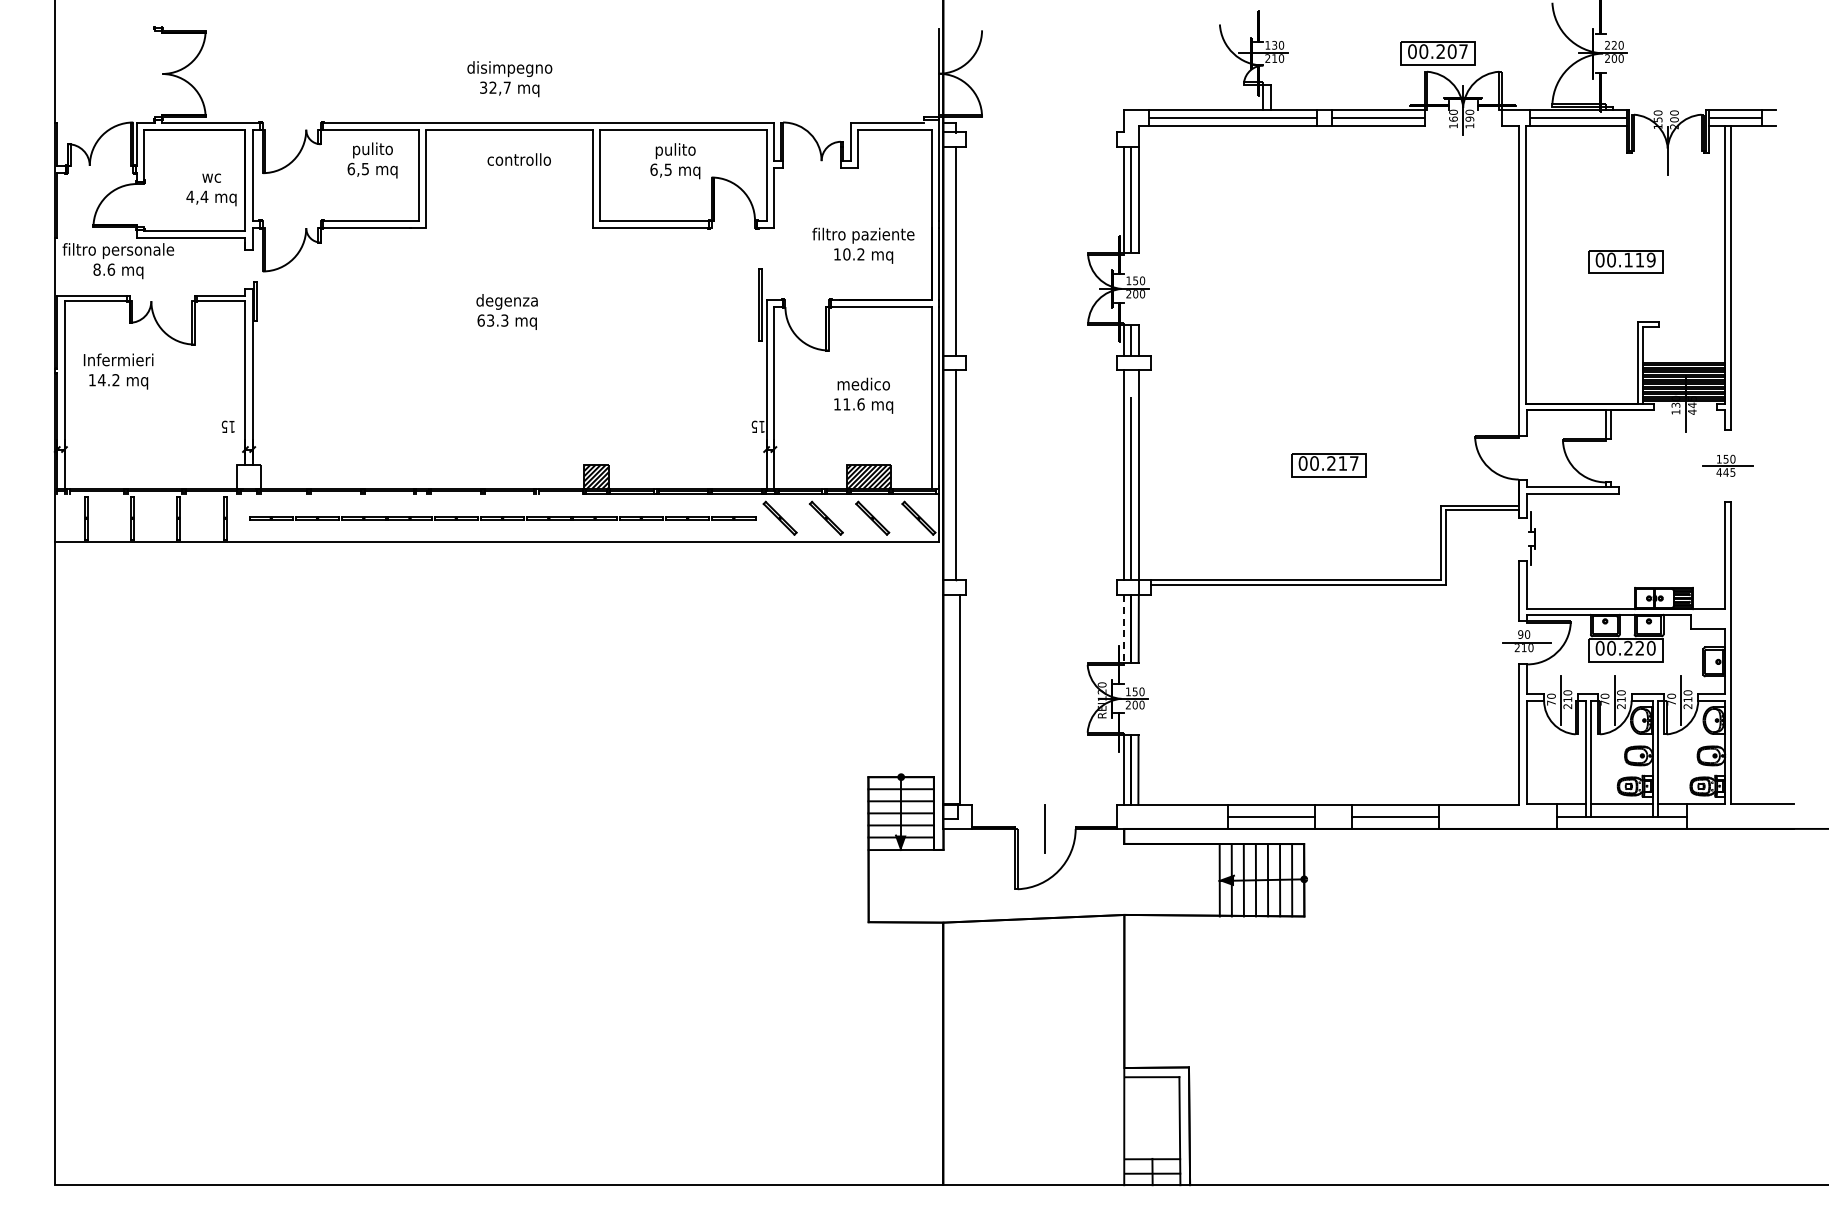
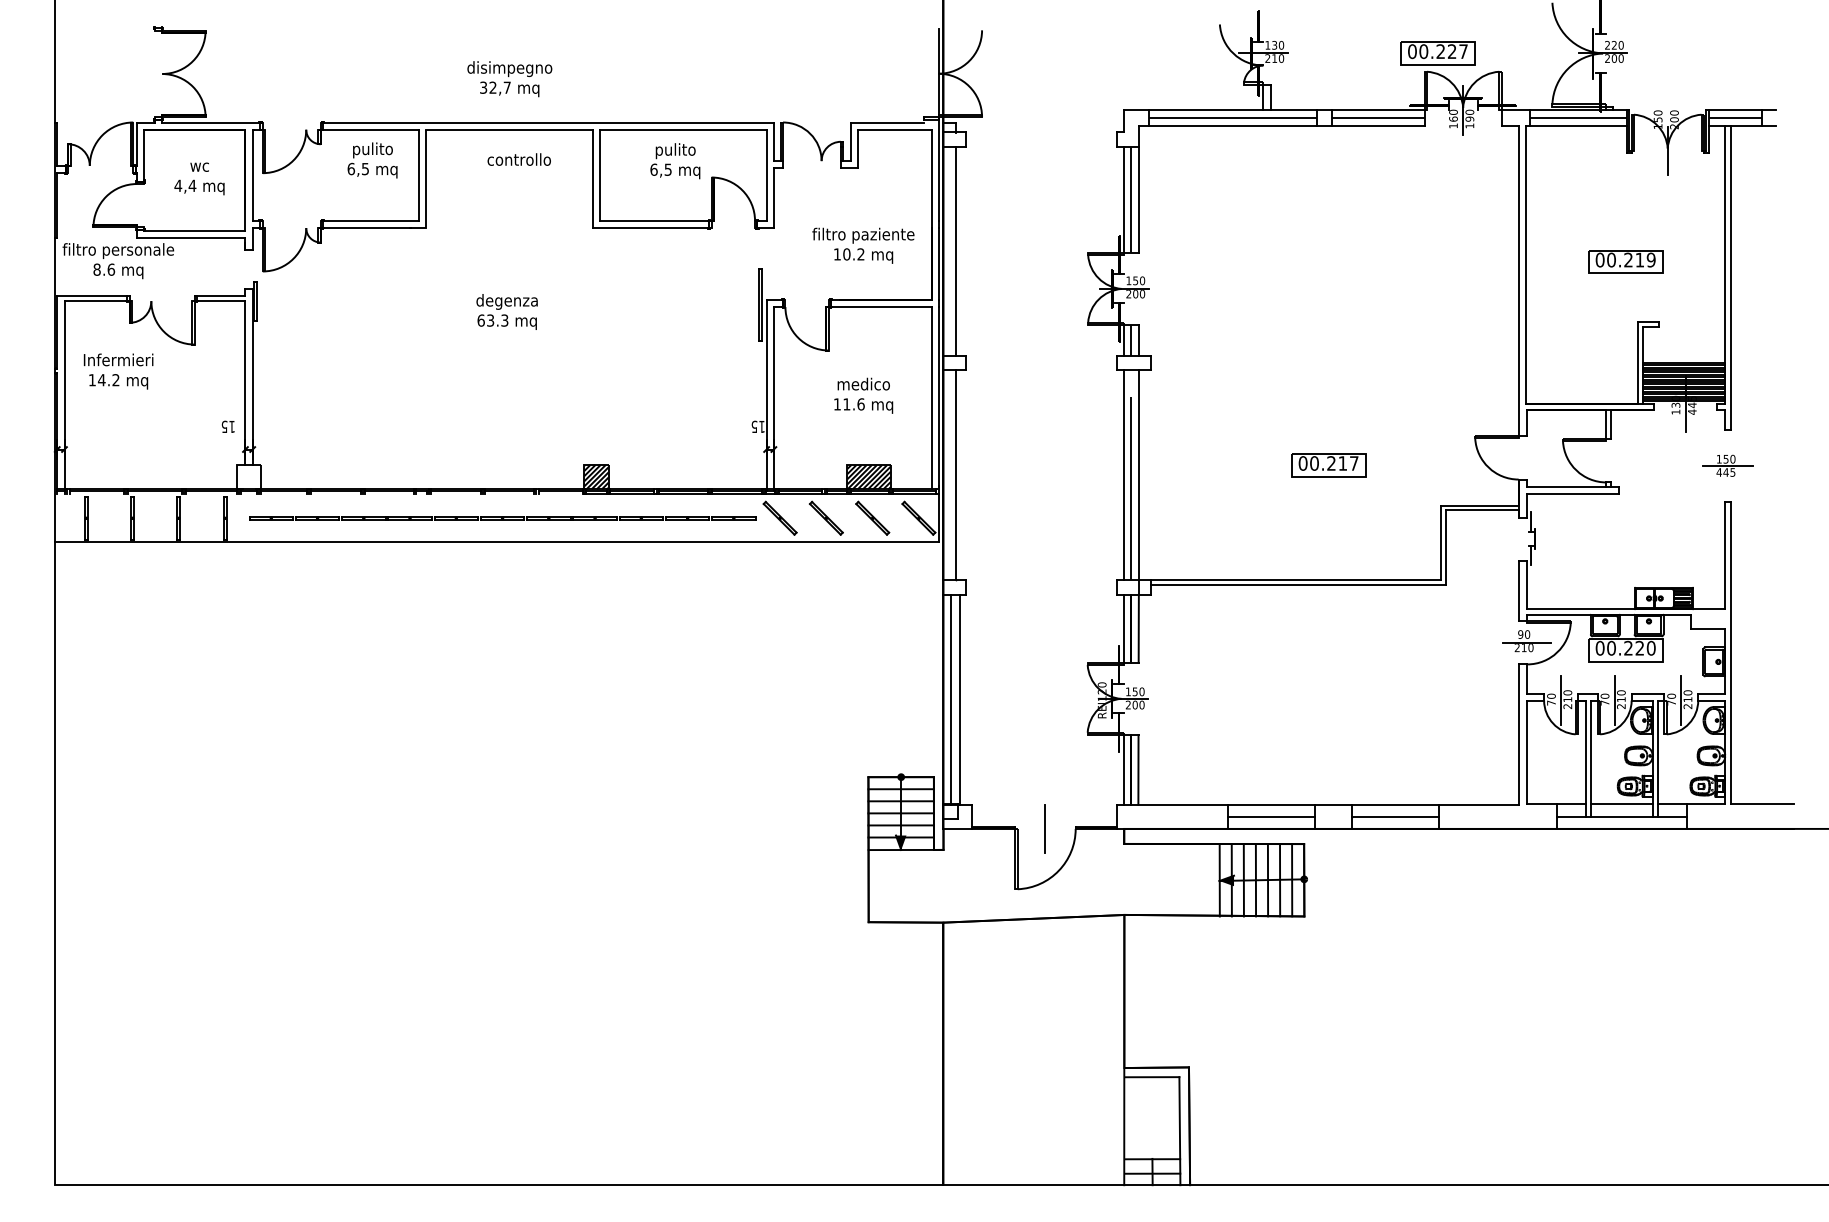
text: 00.207 -> 00.227 (1451, 51)
text position: (211, 189) -> (199, 178) (199, 178)
text: 00.119 -> 00.219 (1628, 259)
line: dashed -> solid (1124, 628)
line: none -> present (951, 699)
